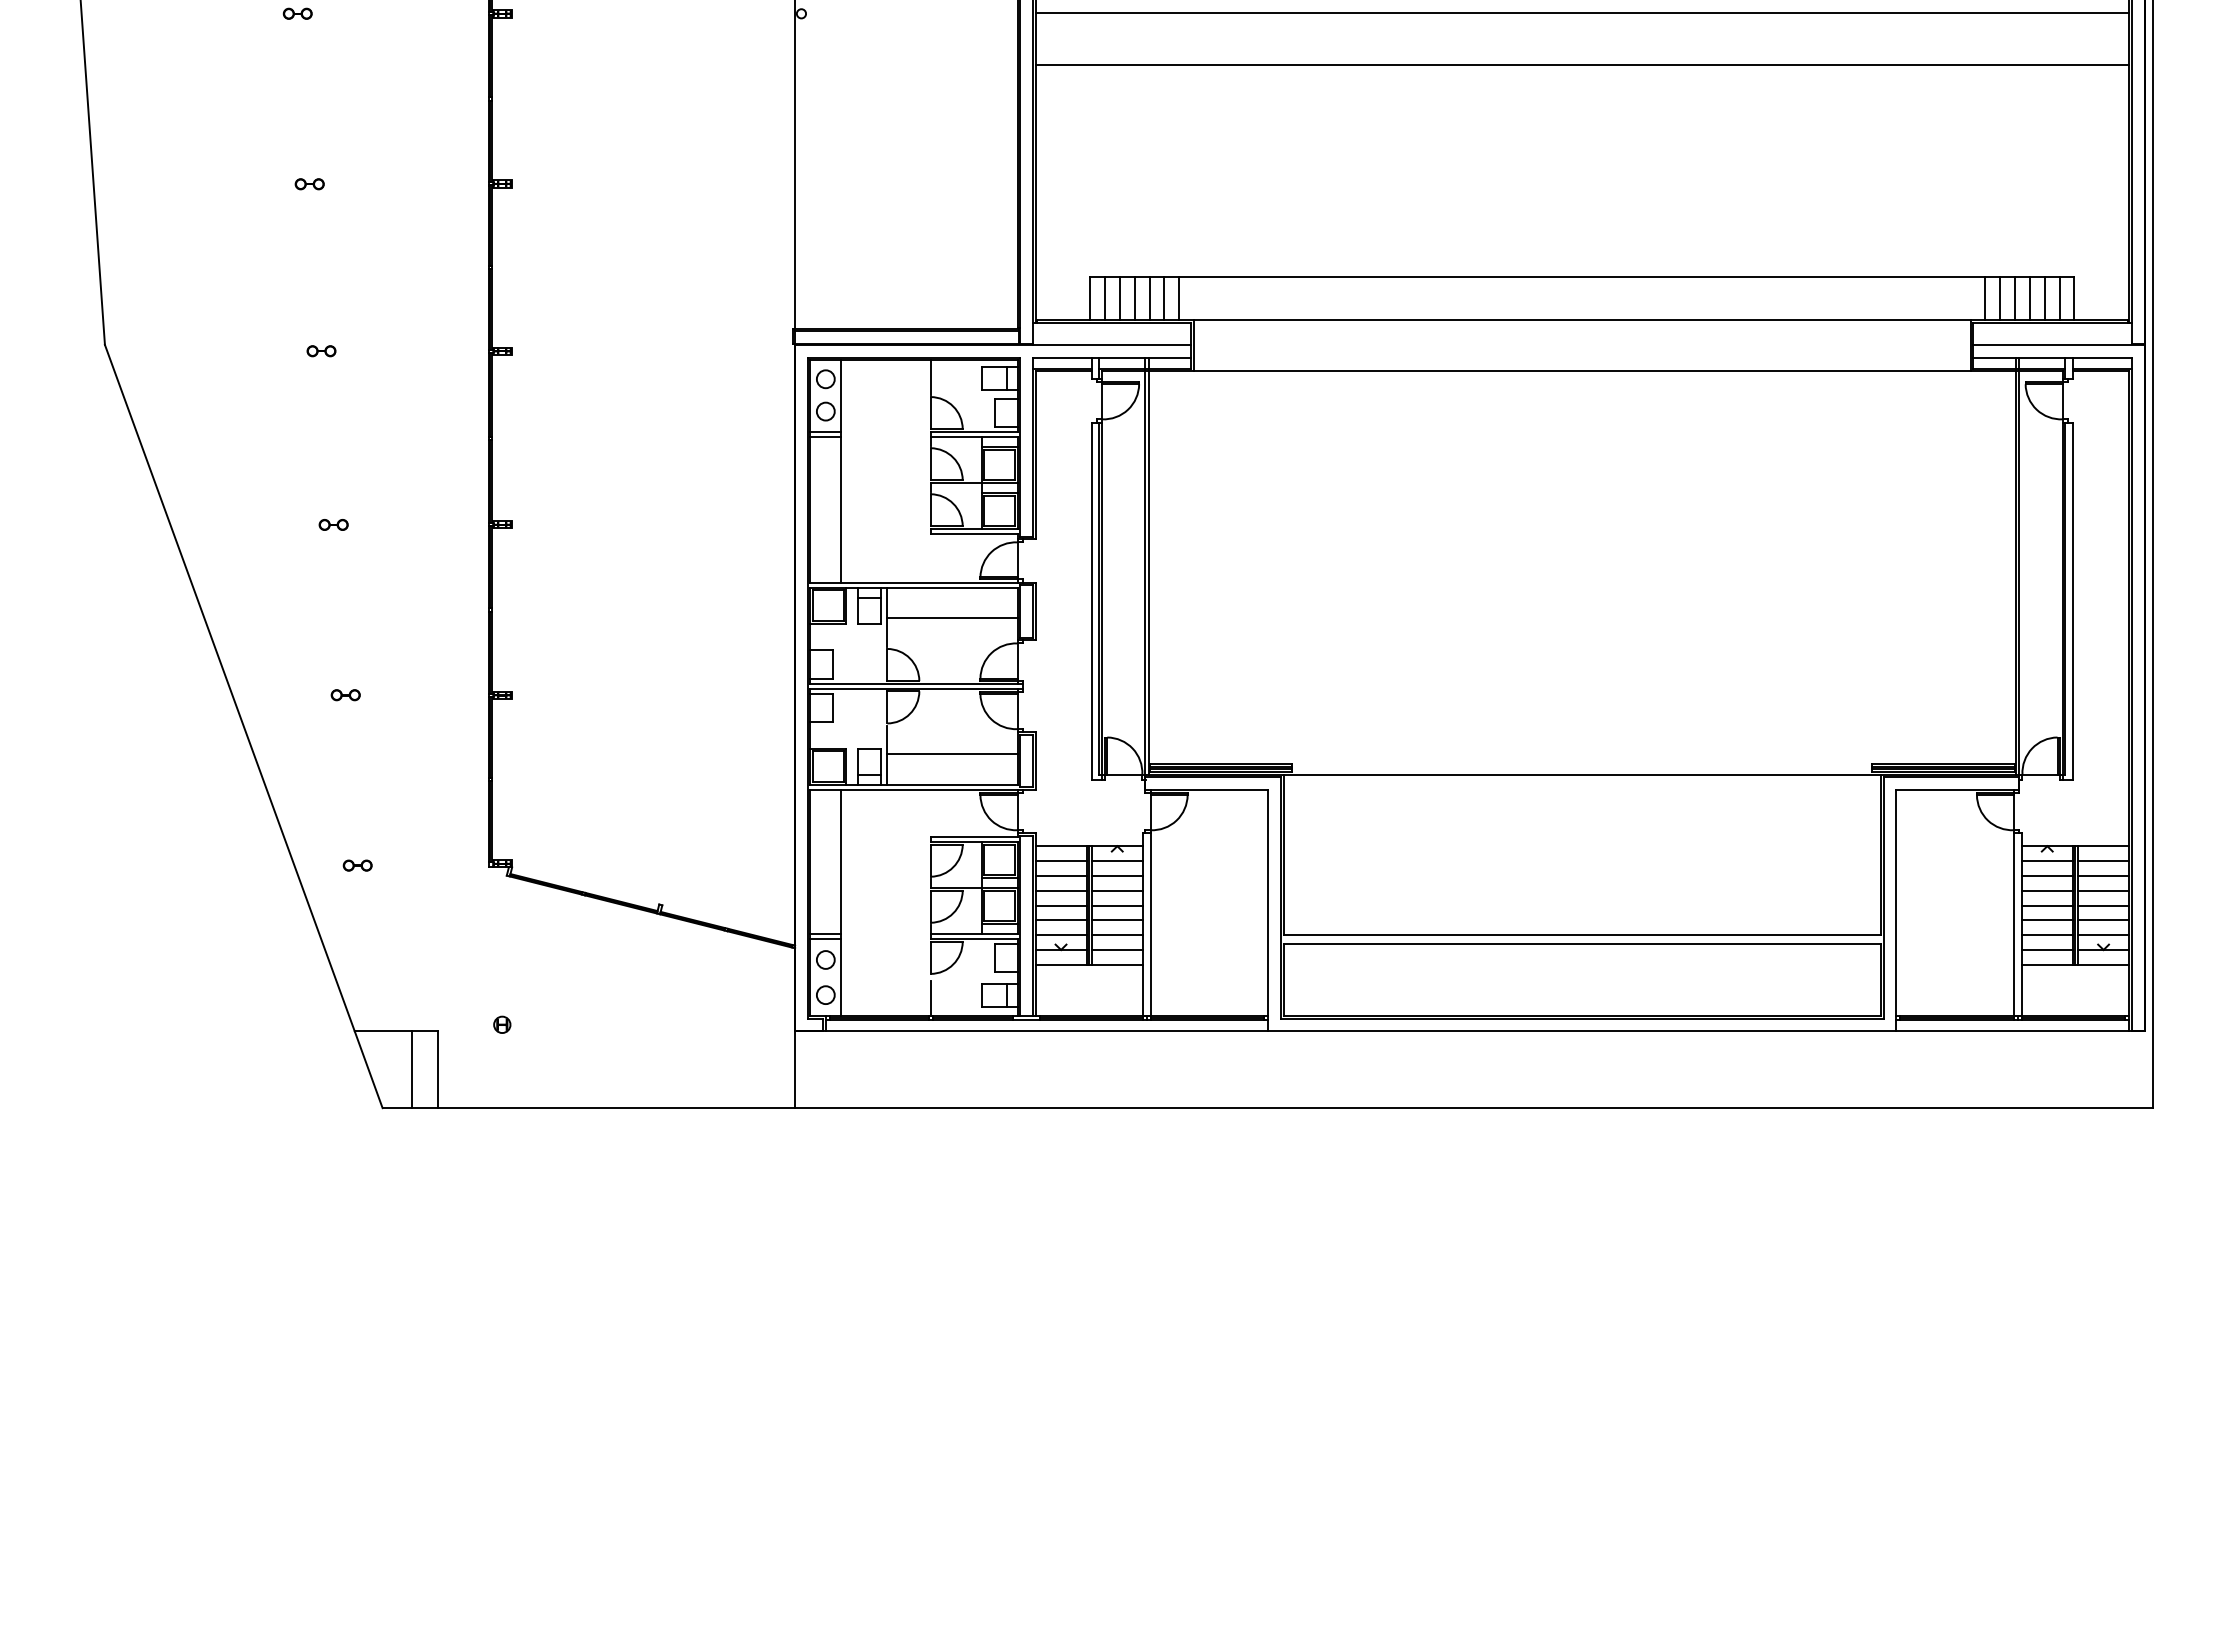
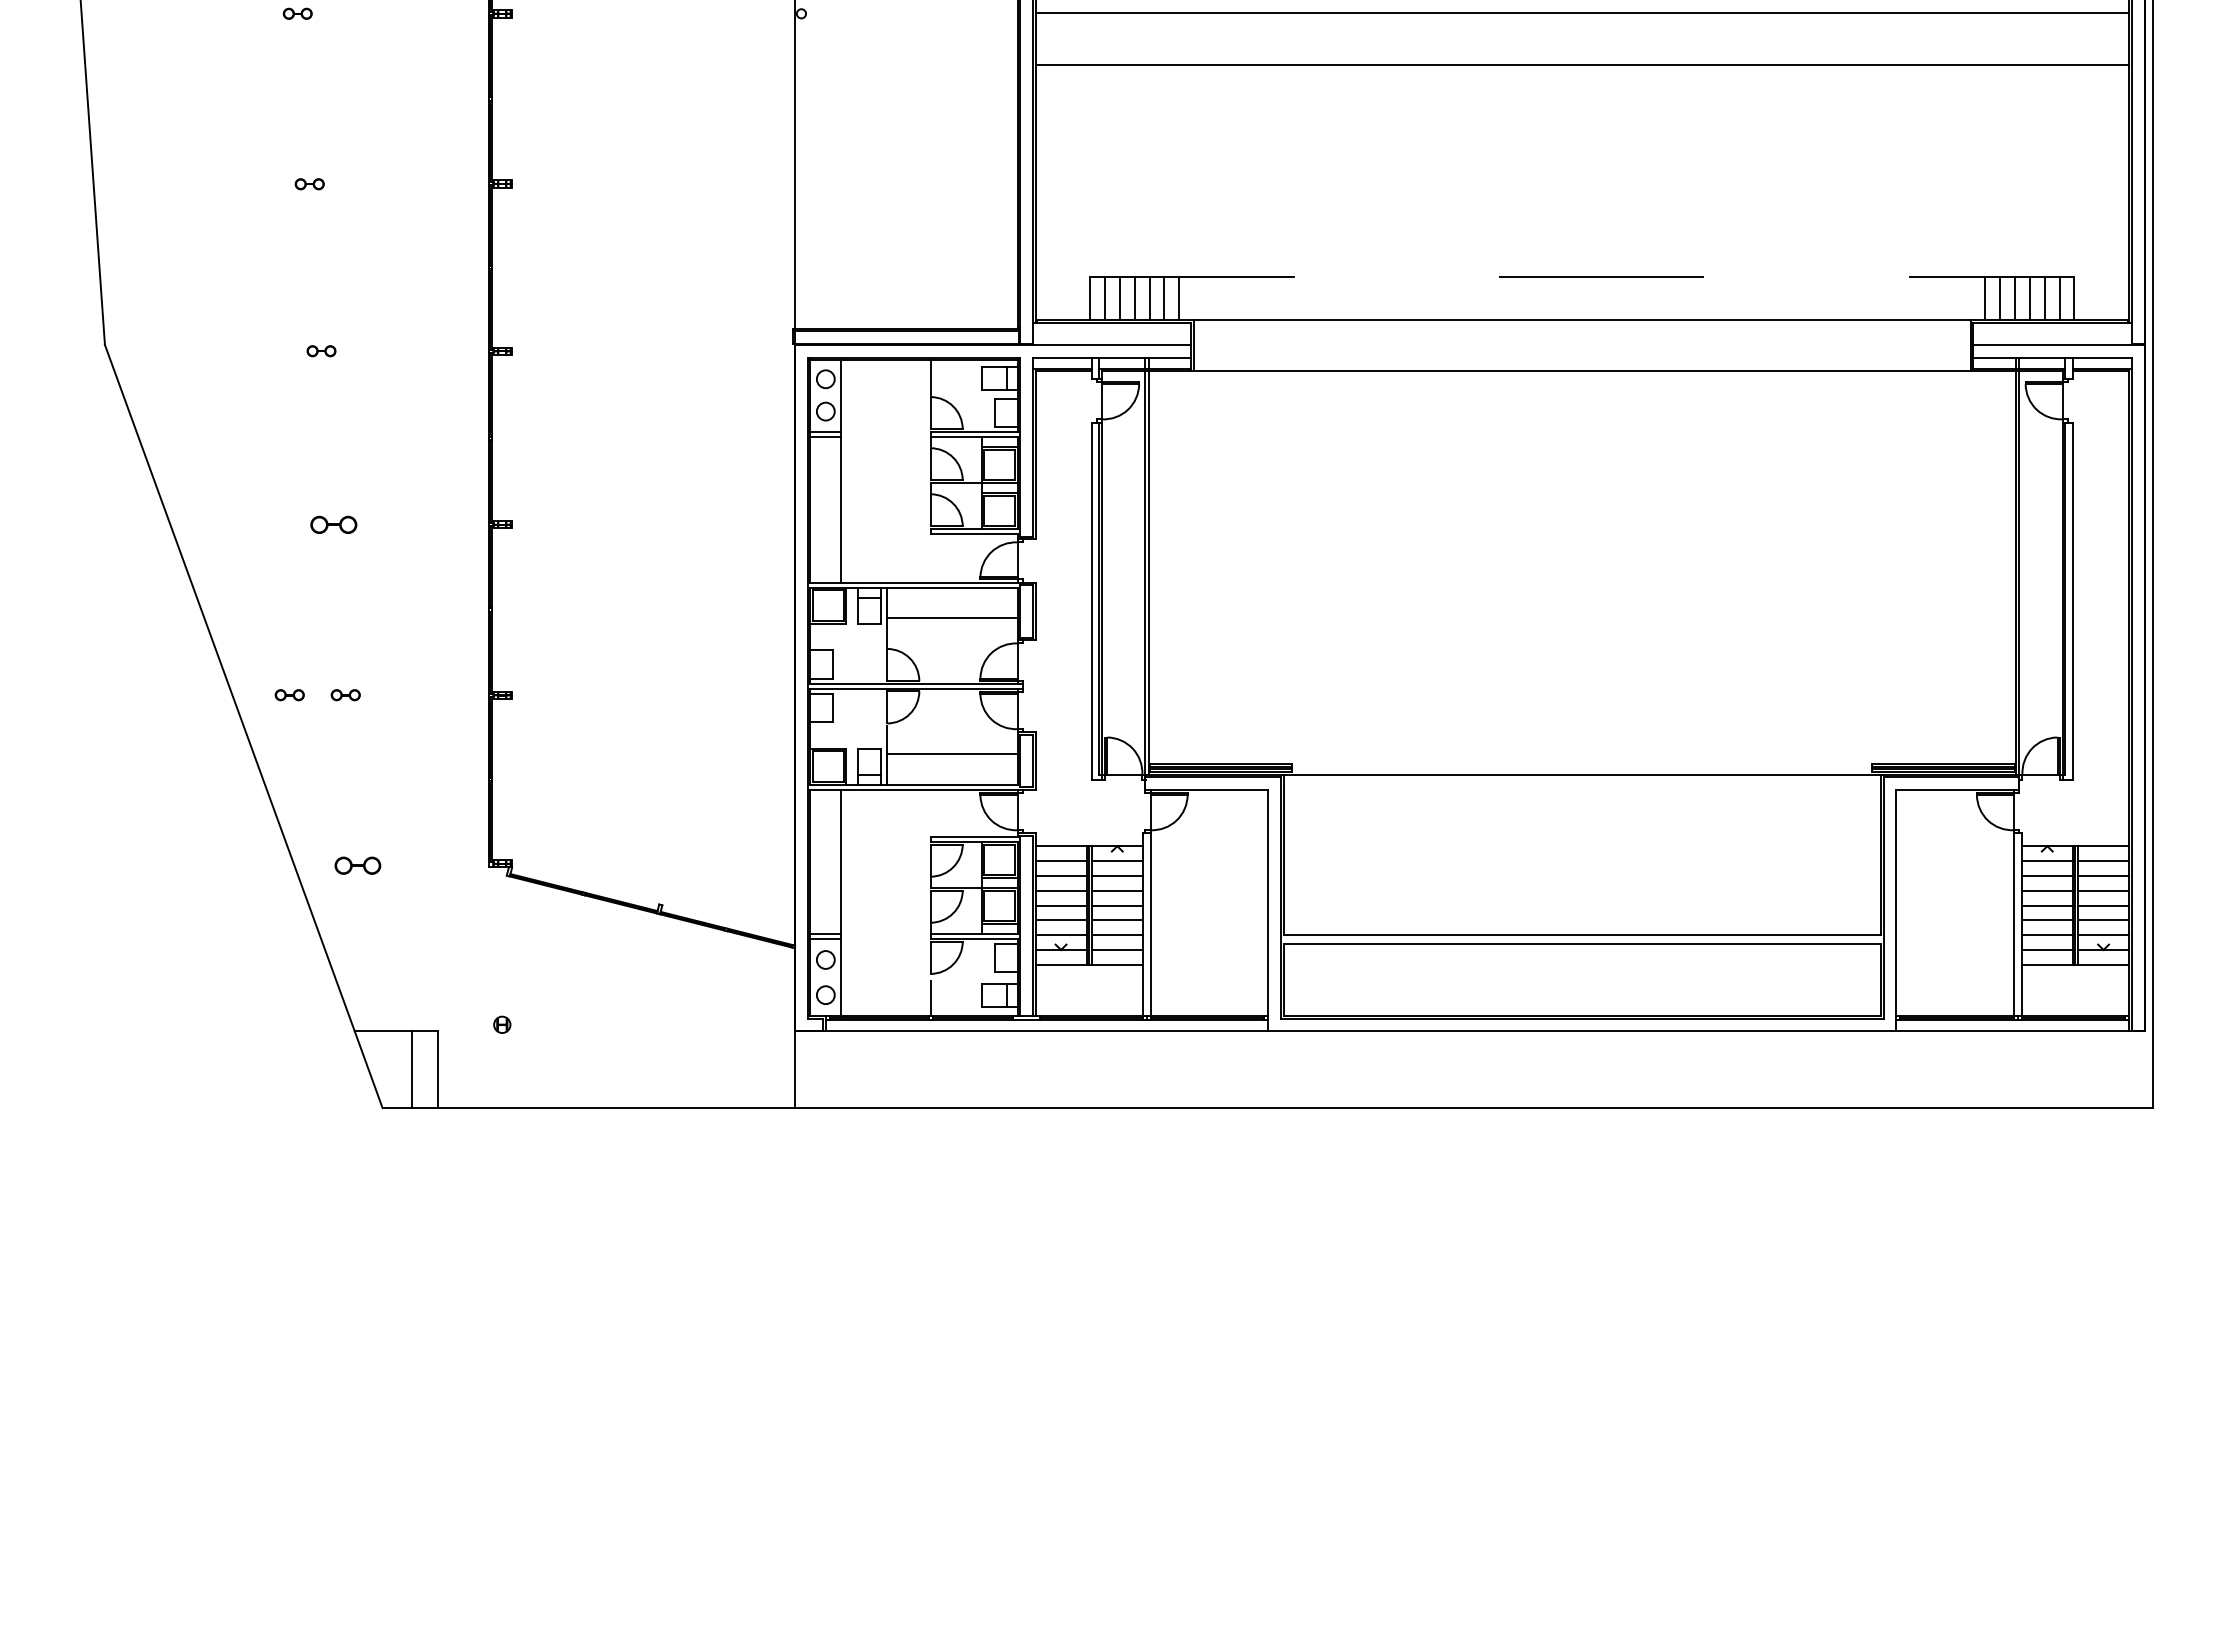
line: solid -> dashed (1582, 276)
part size: 31x12 px -> 48x19 px (333, 524)
part: none -> present (289, 695)
part size: 31x13 px -> 48x19 px (357, 865)
